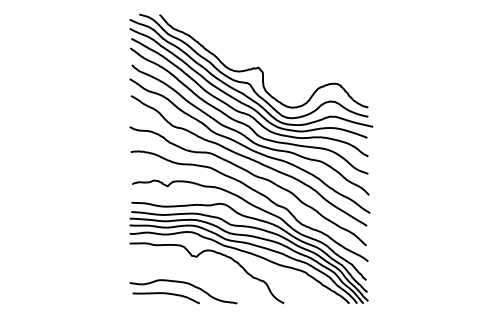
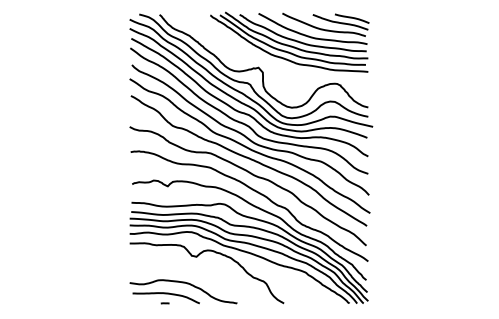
part: none -> present (289, 41)
line: none -> present (164, 303)
